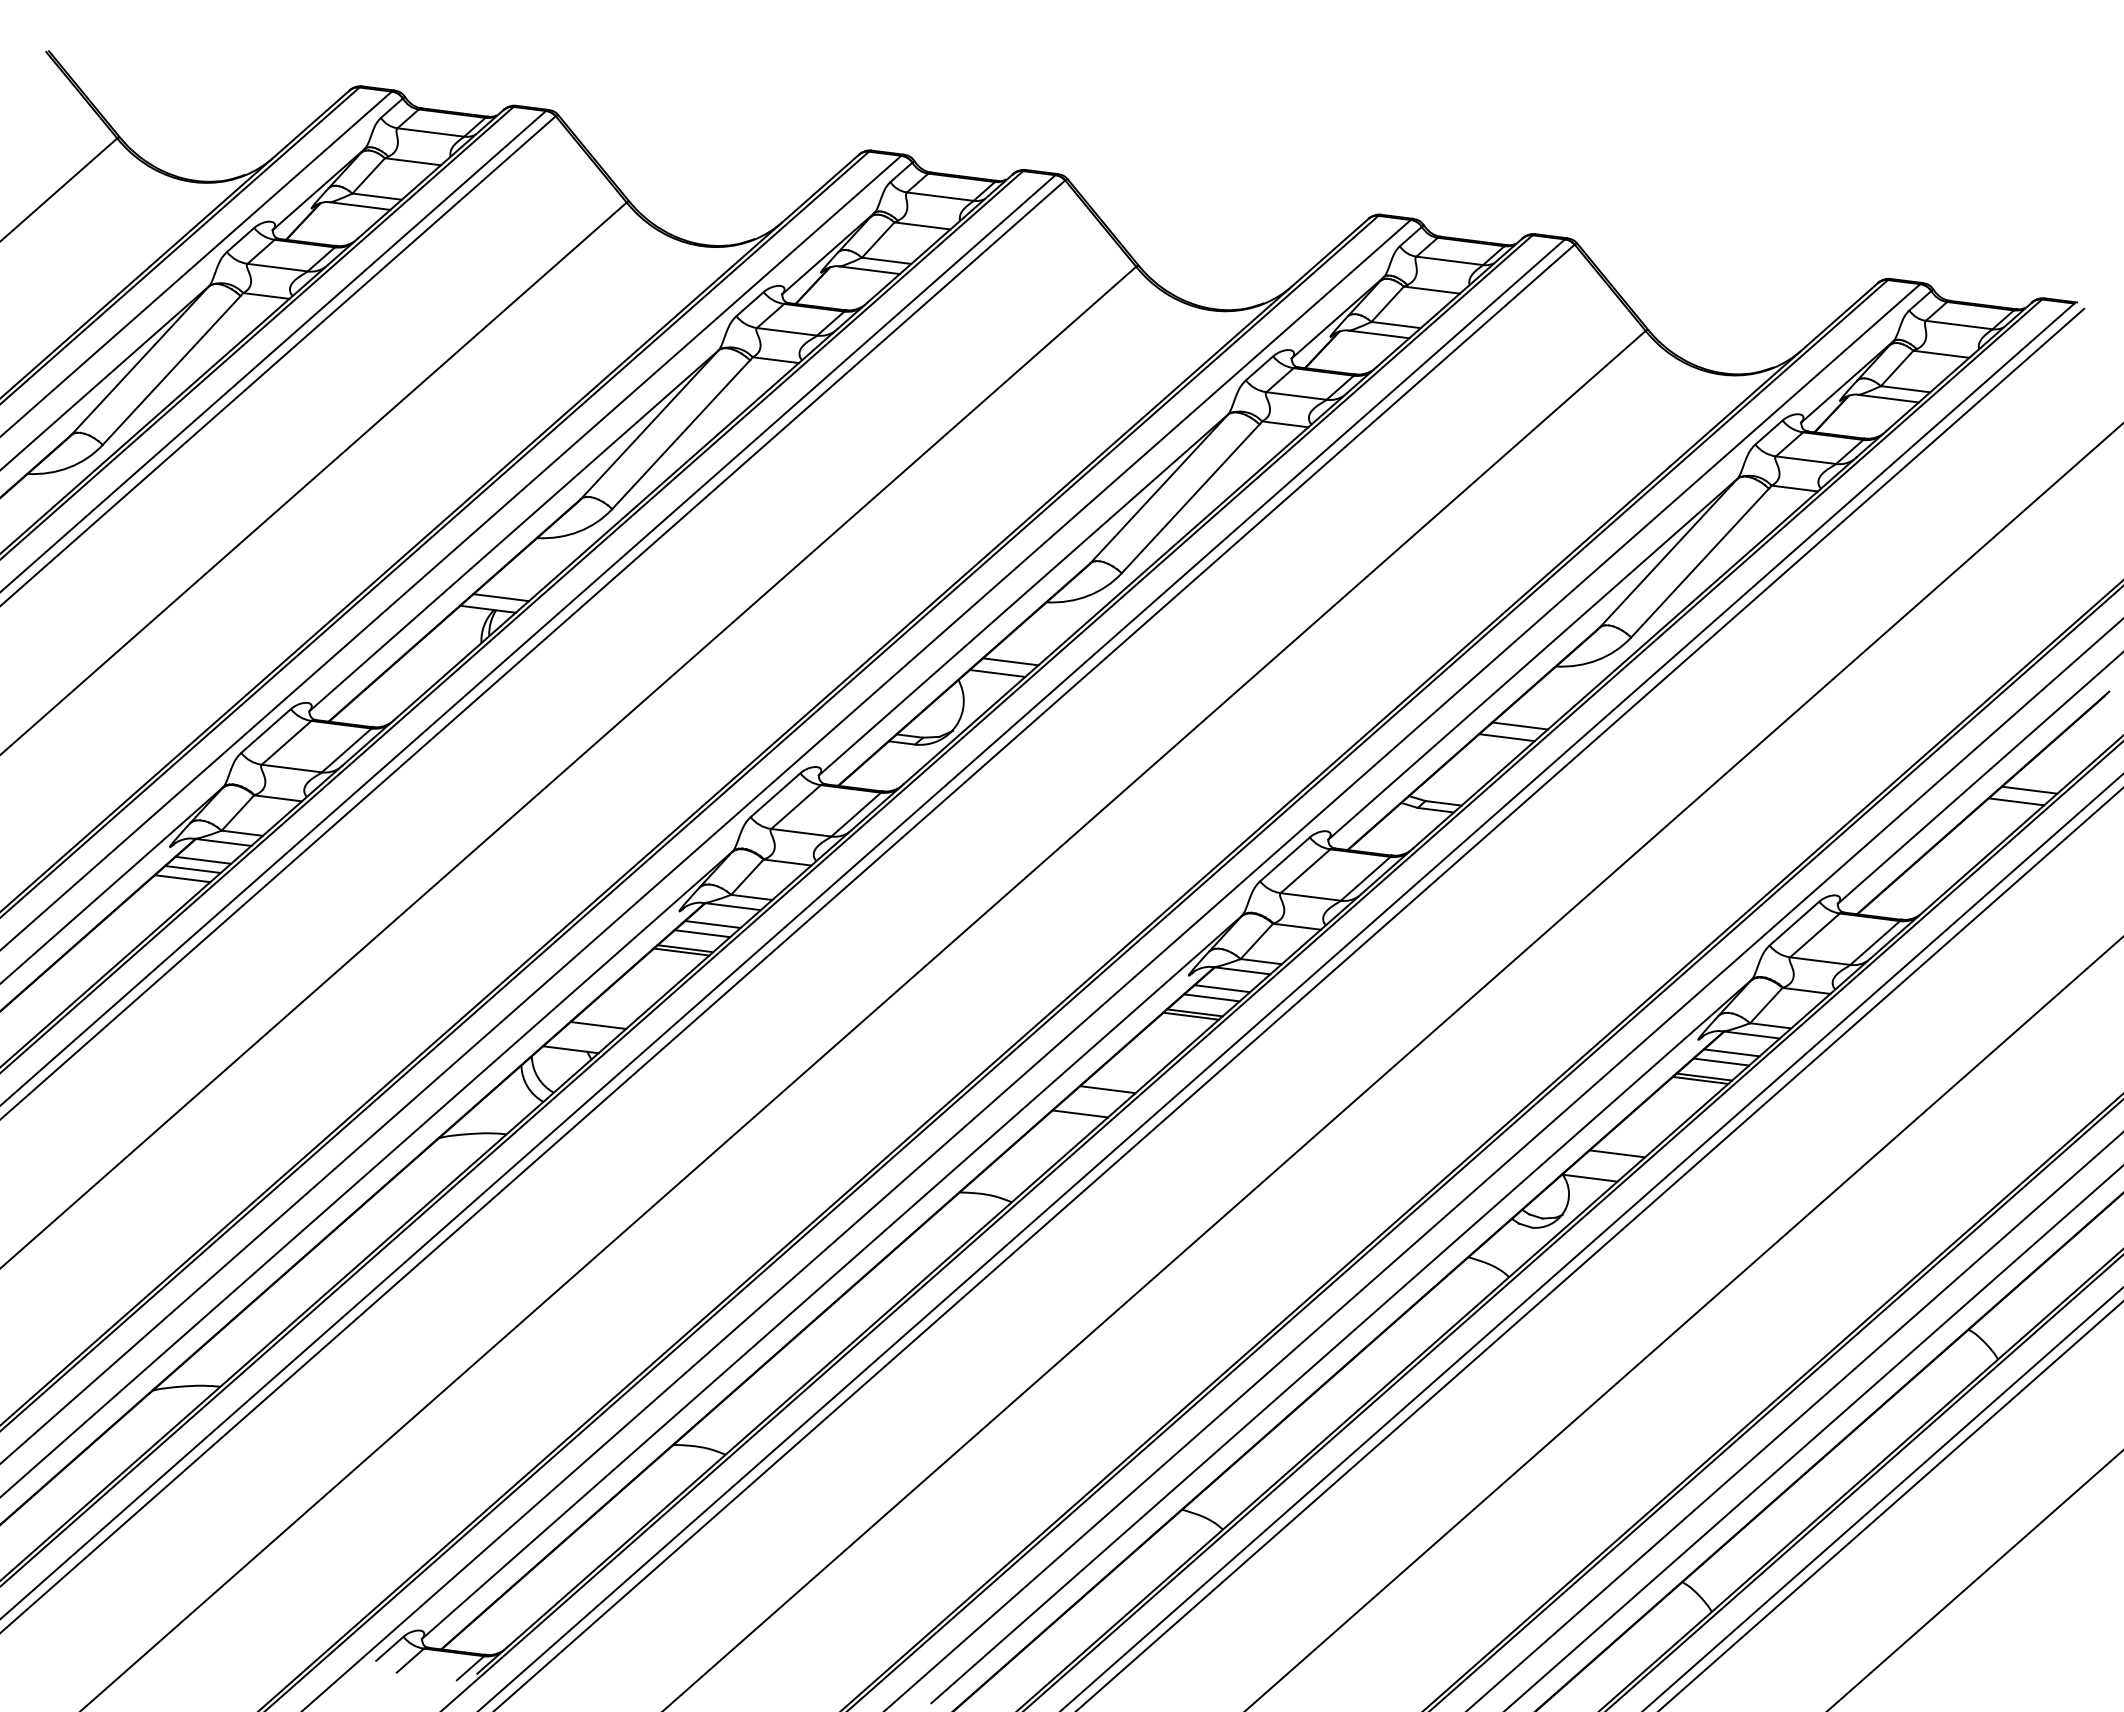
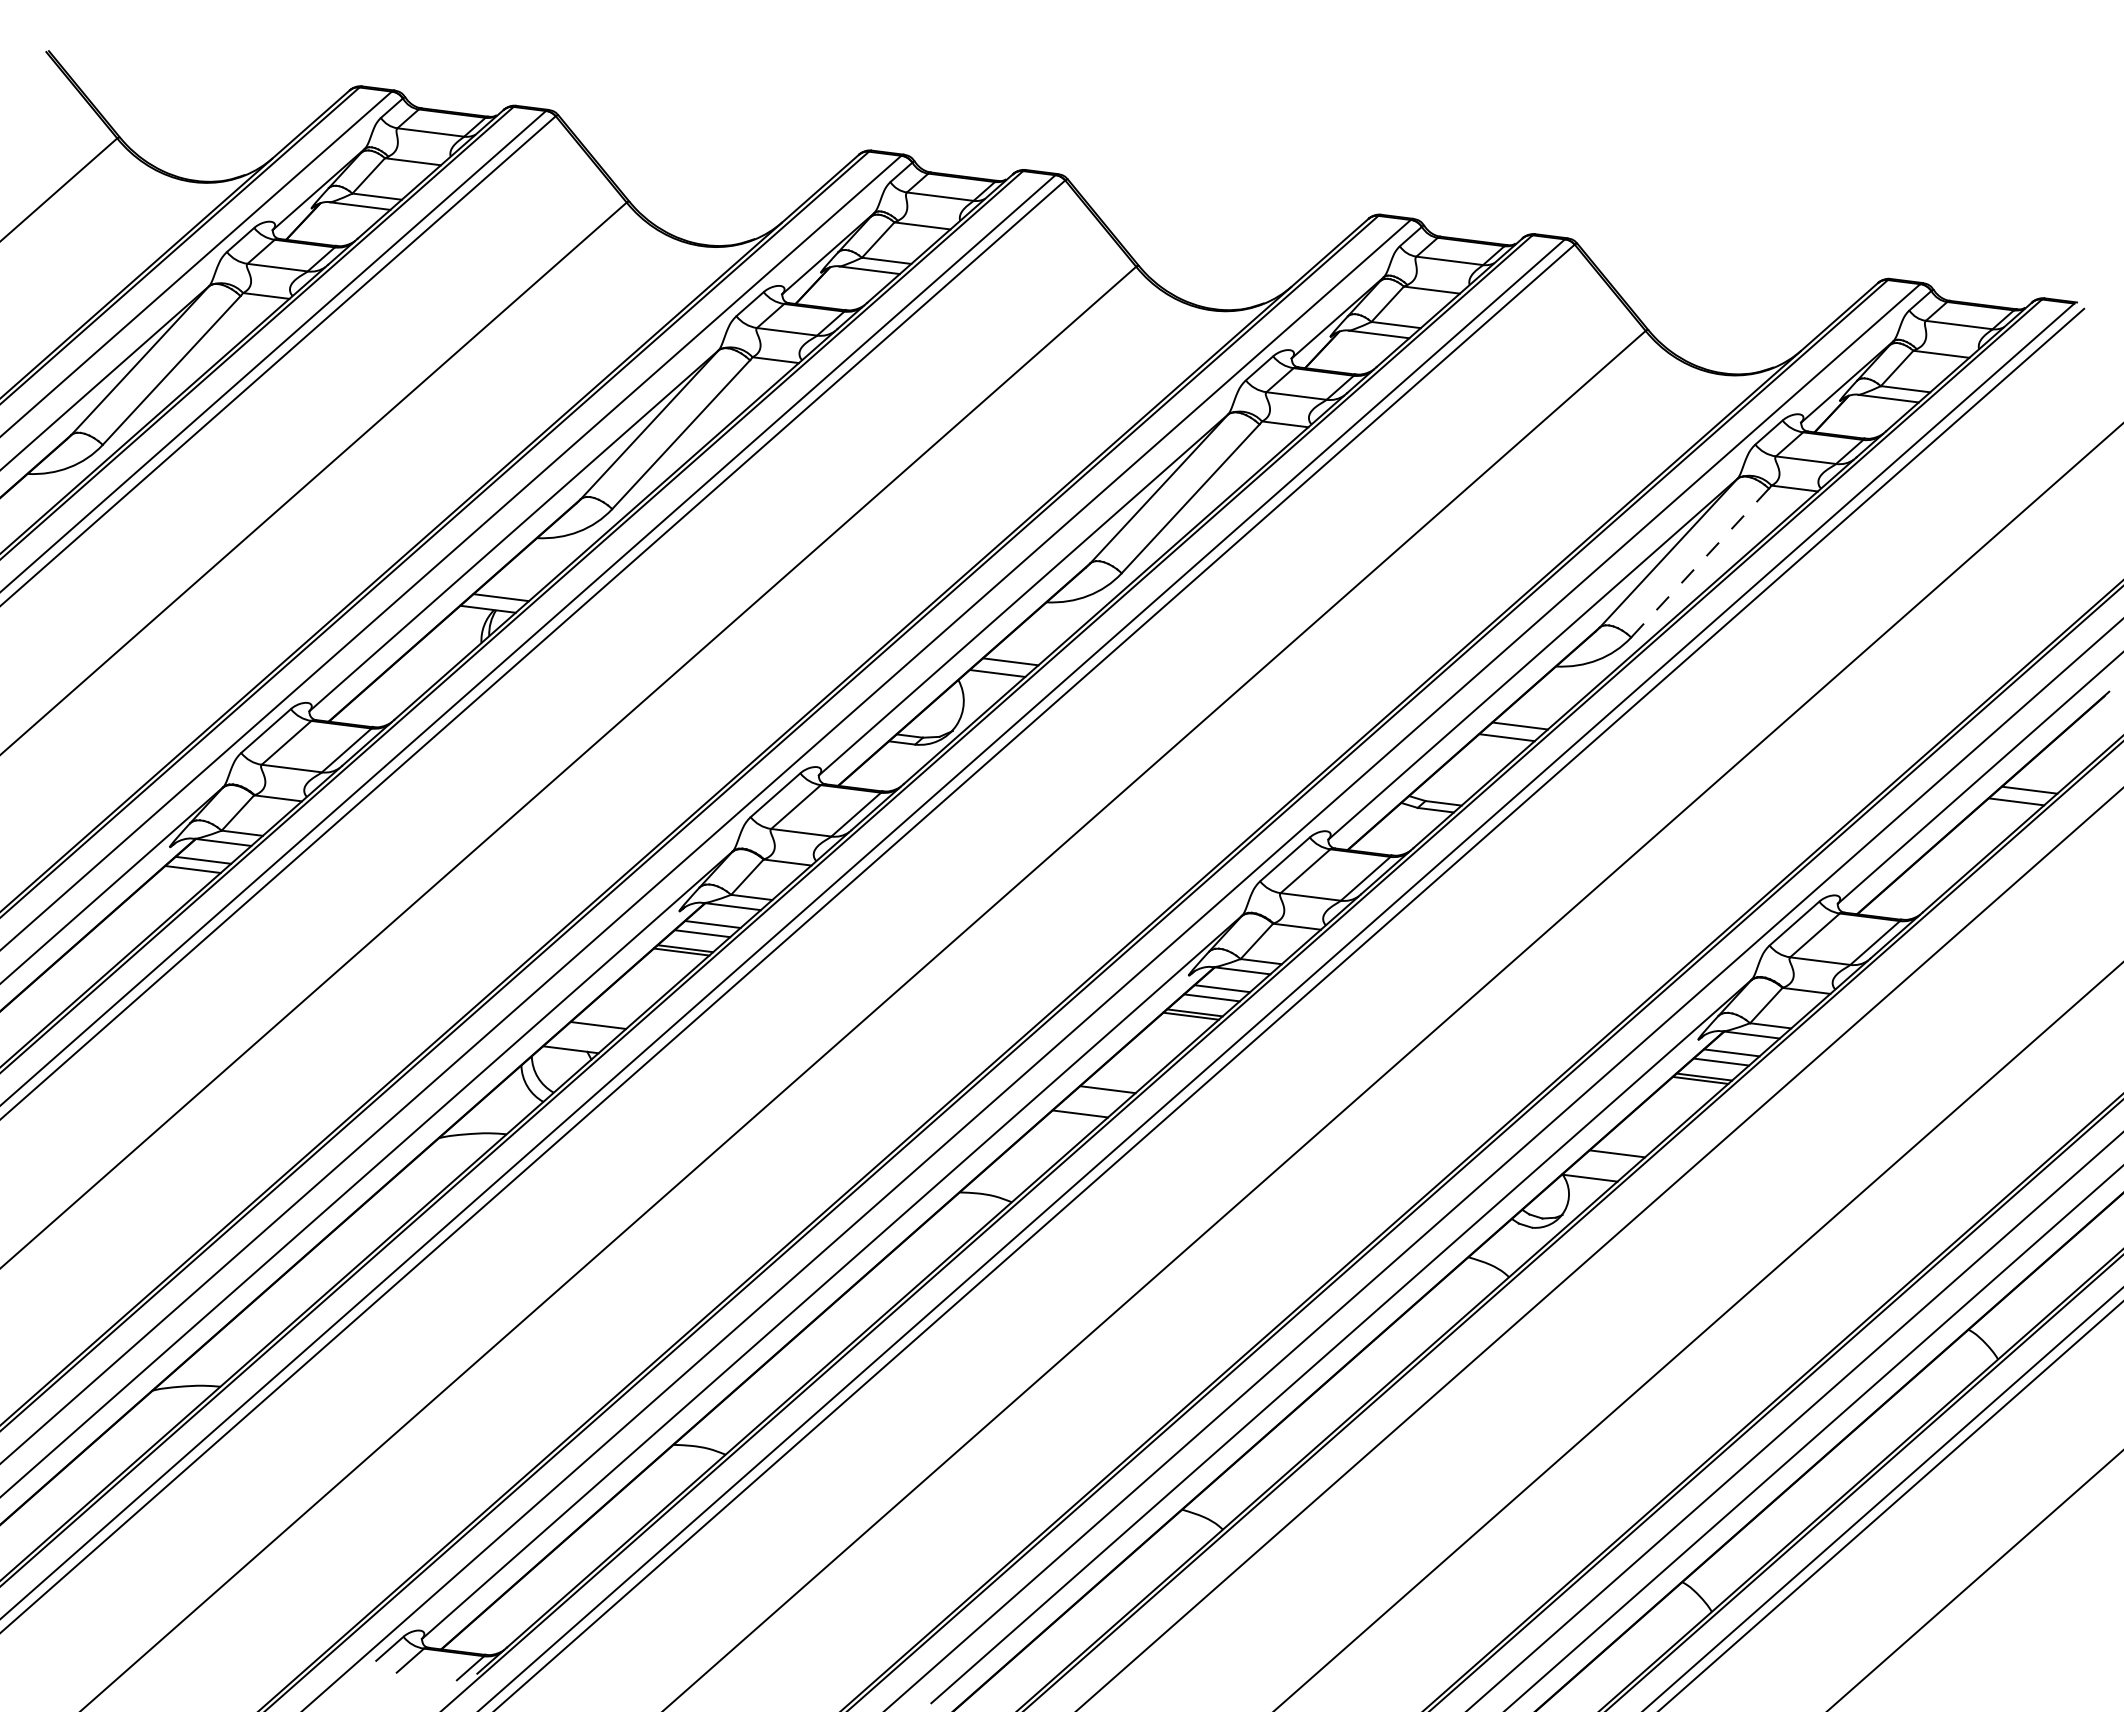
line: solid -> dashed (1699, 563)
line: present -> none (182, 878)
line: present -> none (1591, 1242)
line position: (1684, 1323) -> (1698, 1336) (1698, 1336)
